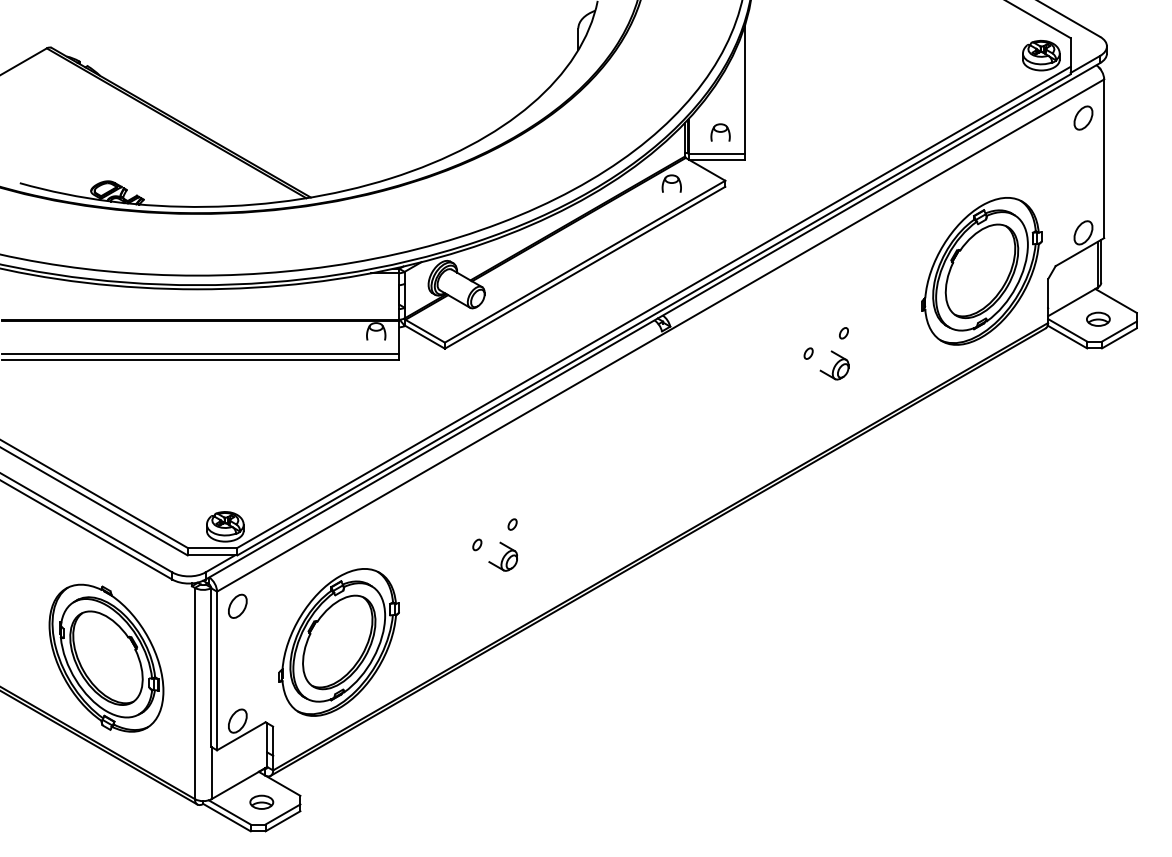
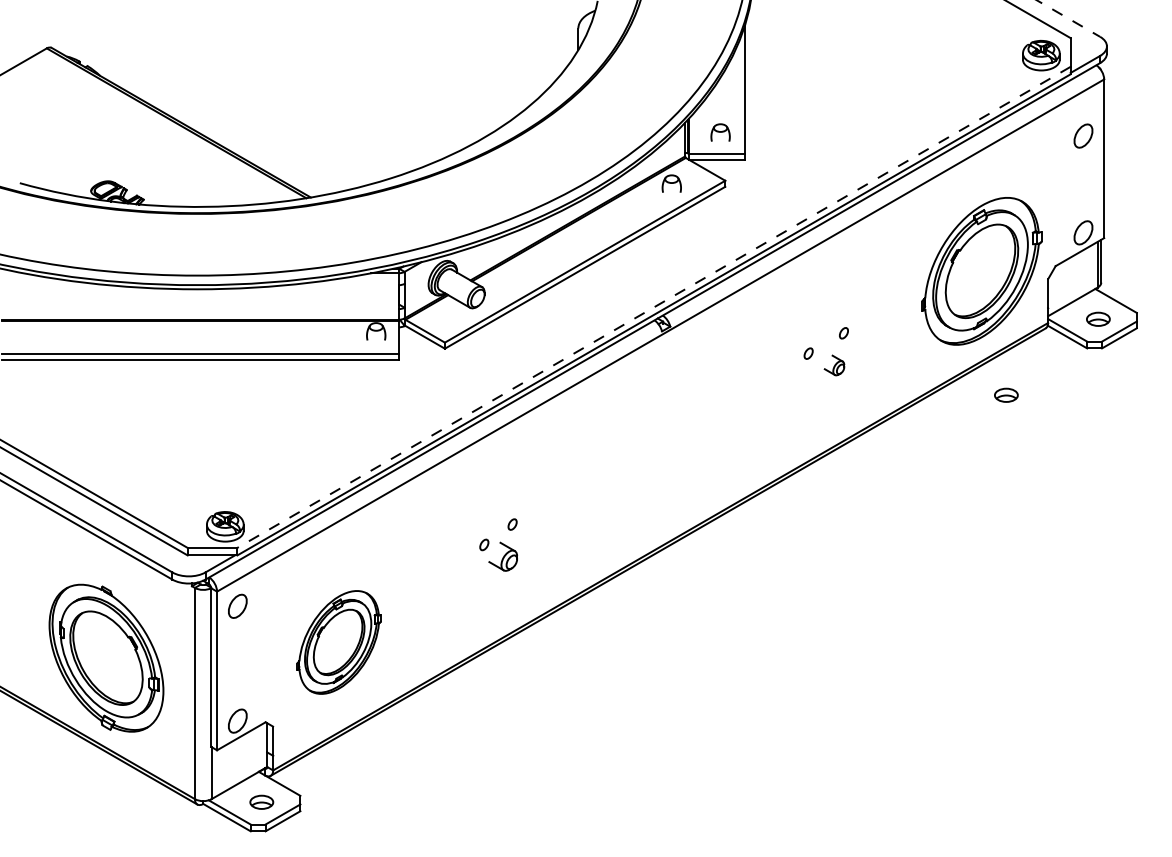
line: solid -> dashed (1068, 18)
part position: (1083, 117) -> (1083, 135) (1083, 135)
line: solid -> dashed (653, 307)
part size: 31x31 px -> 23x23 px (834, 365)
part: none -> present (1006, 394)
part position: (477, 544) -> (484, 544) (484, 544)
part size: 122x149 px -> 86x105 px (338, 642)
